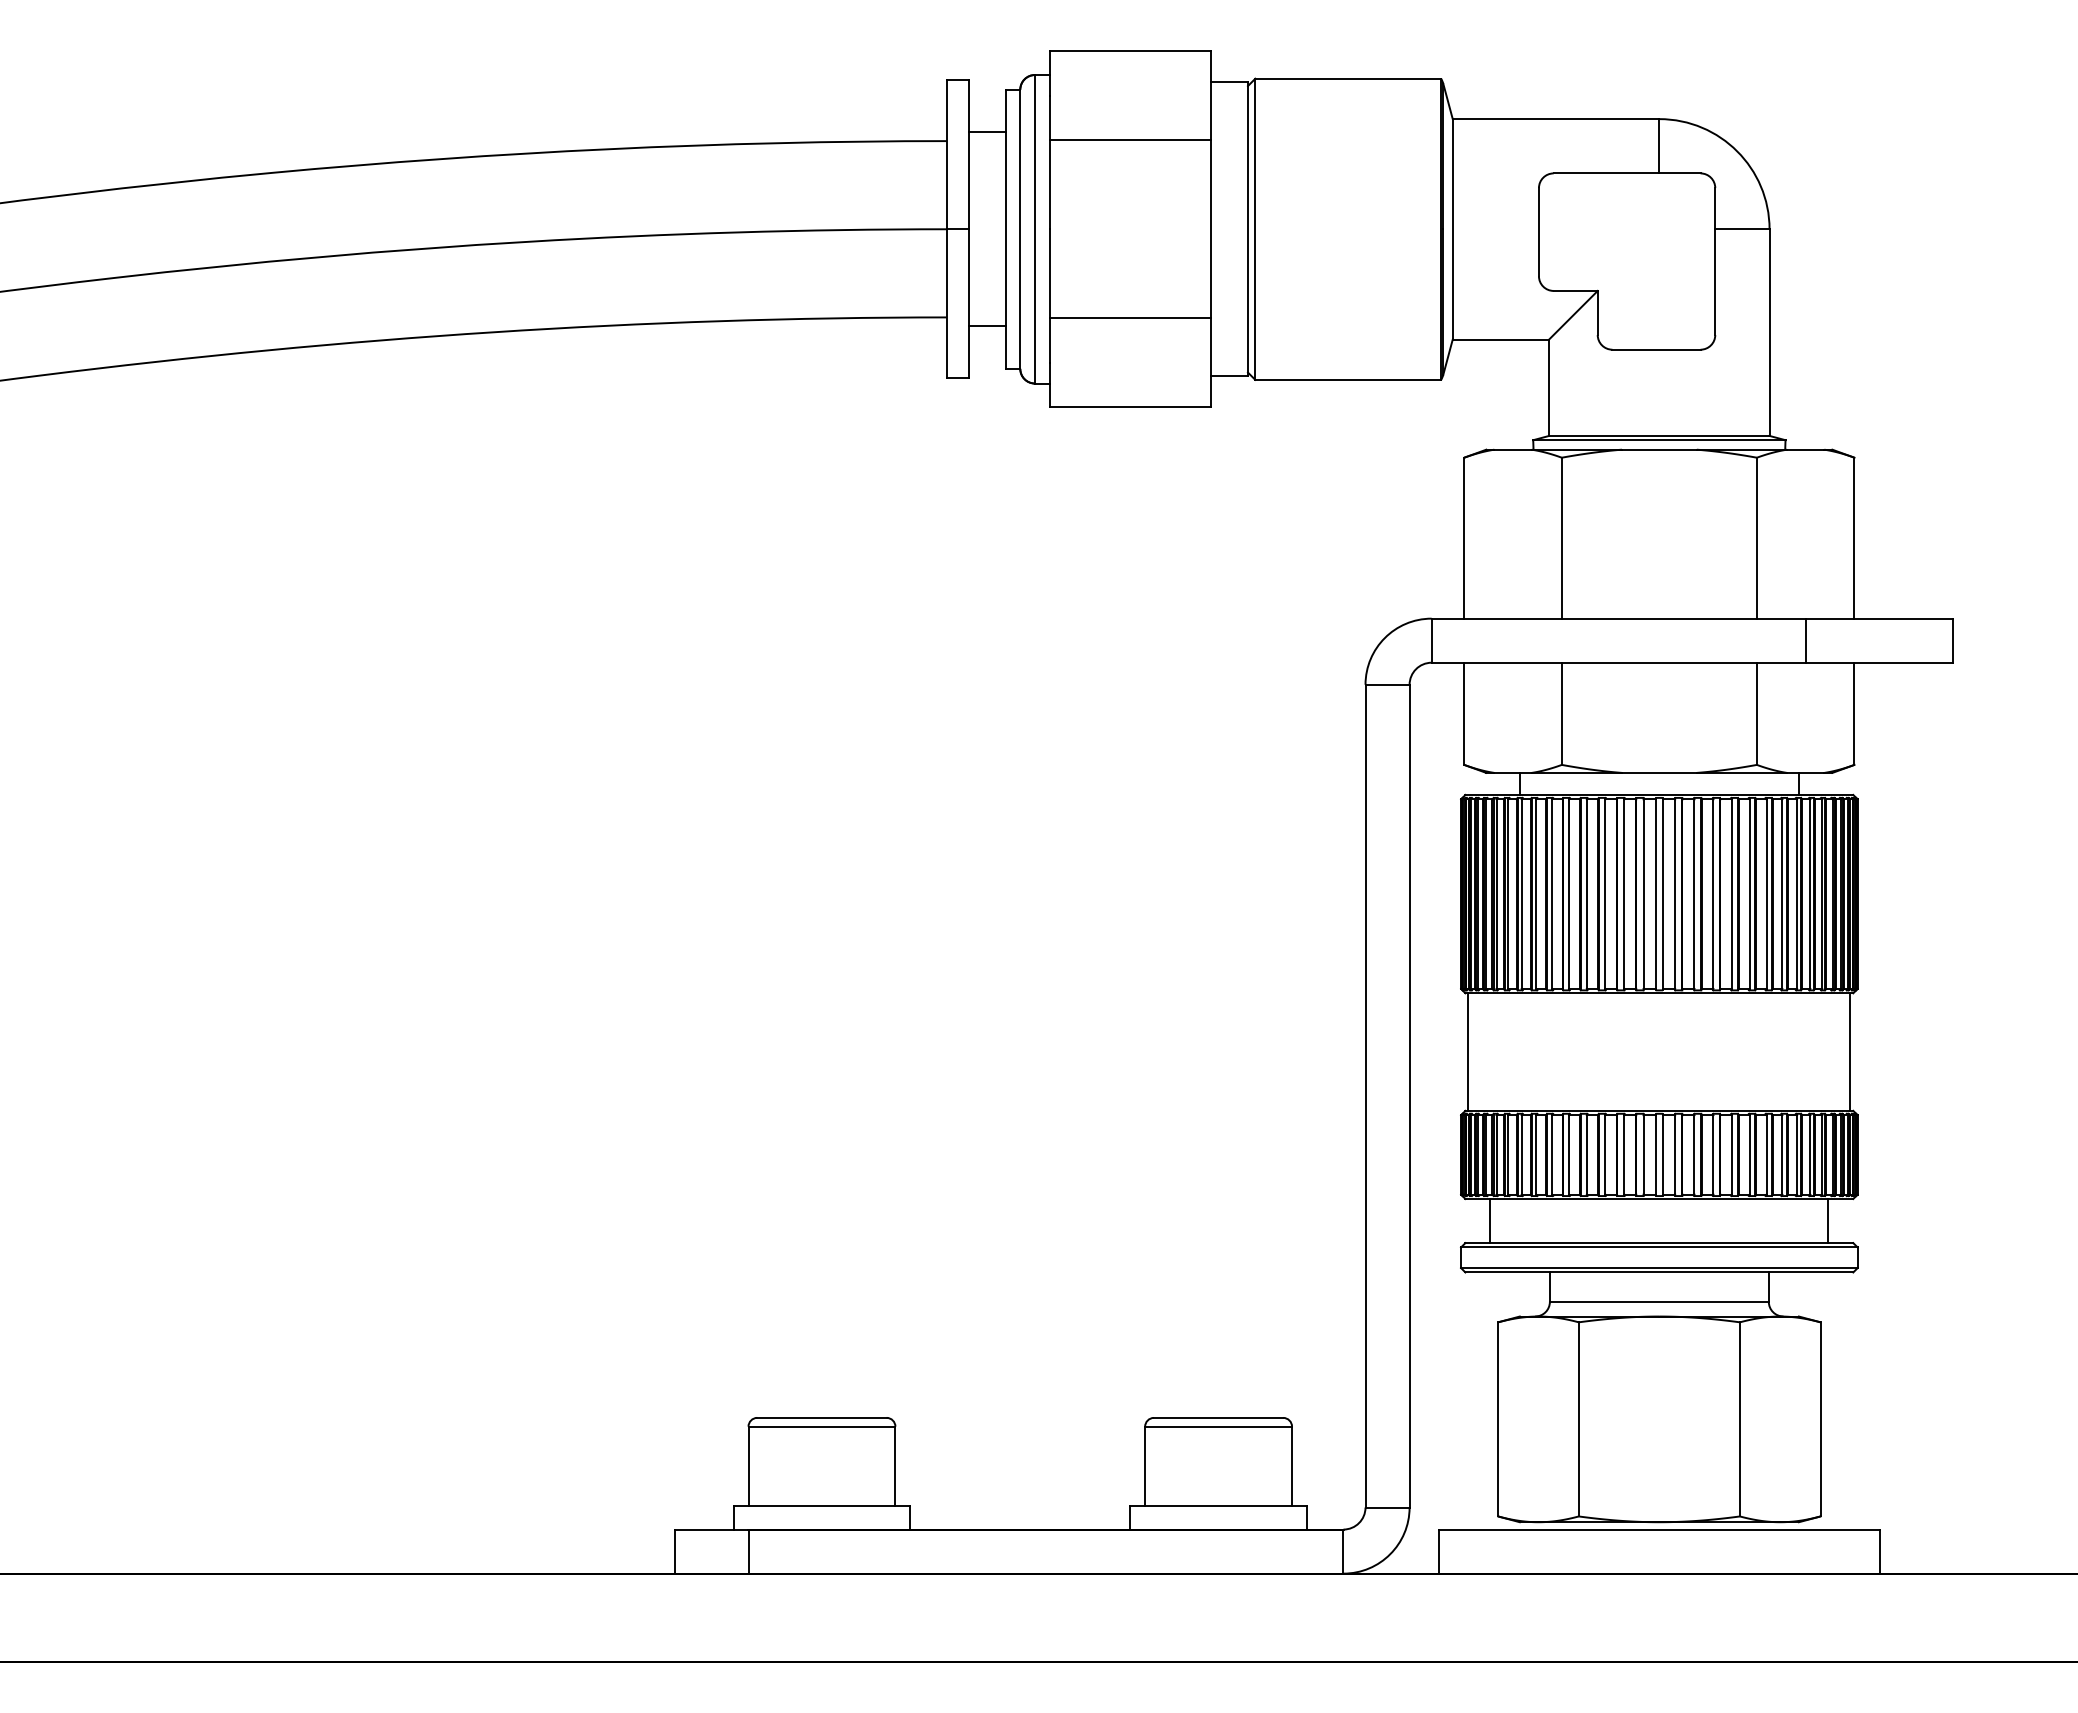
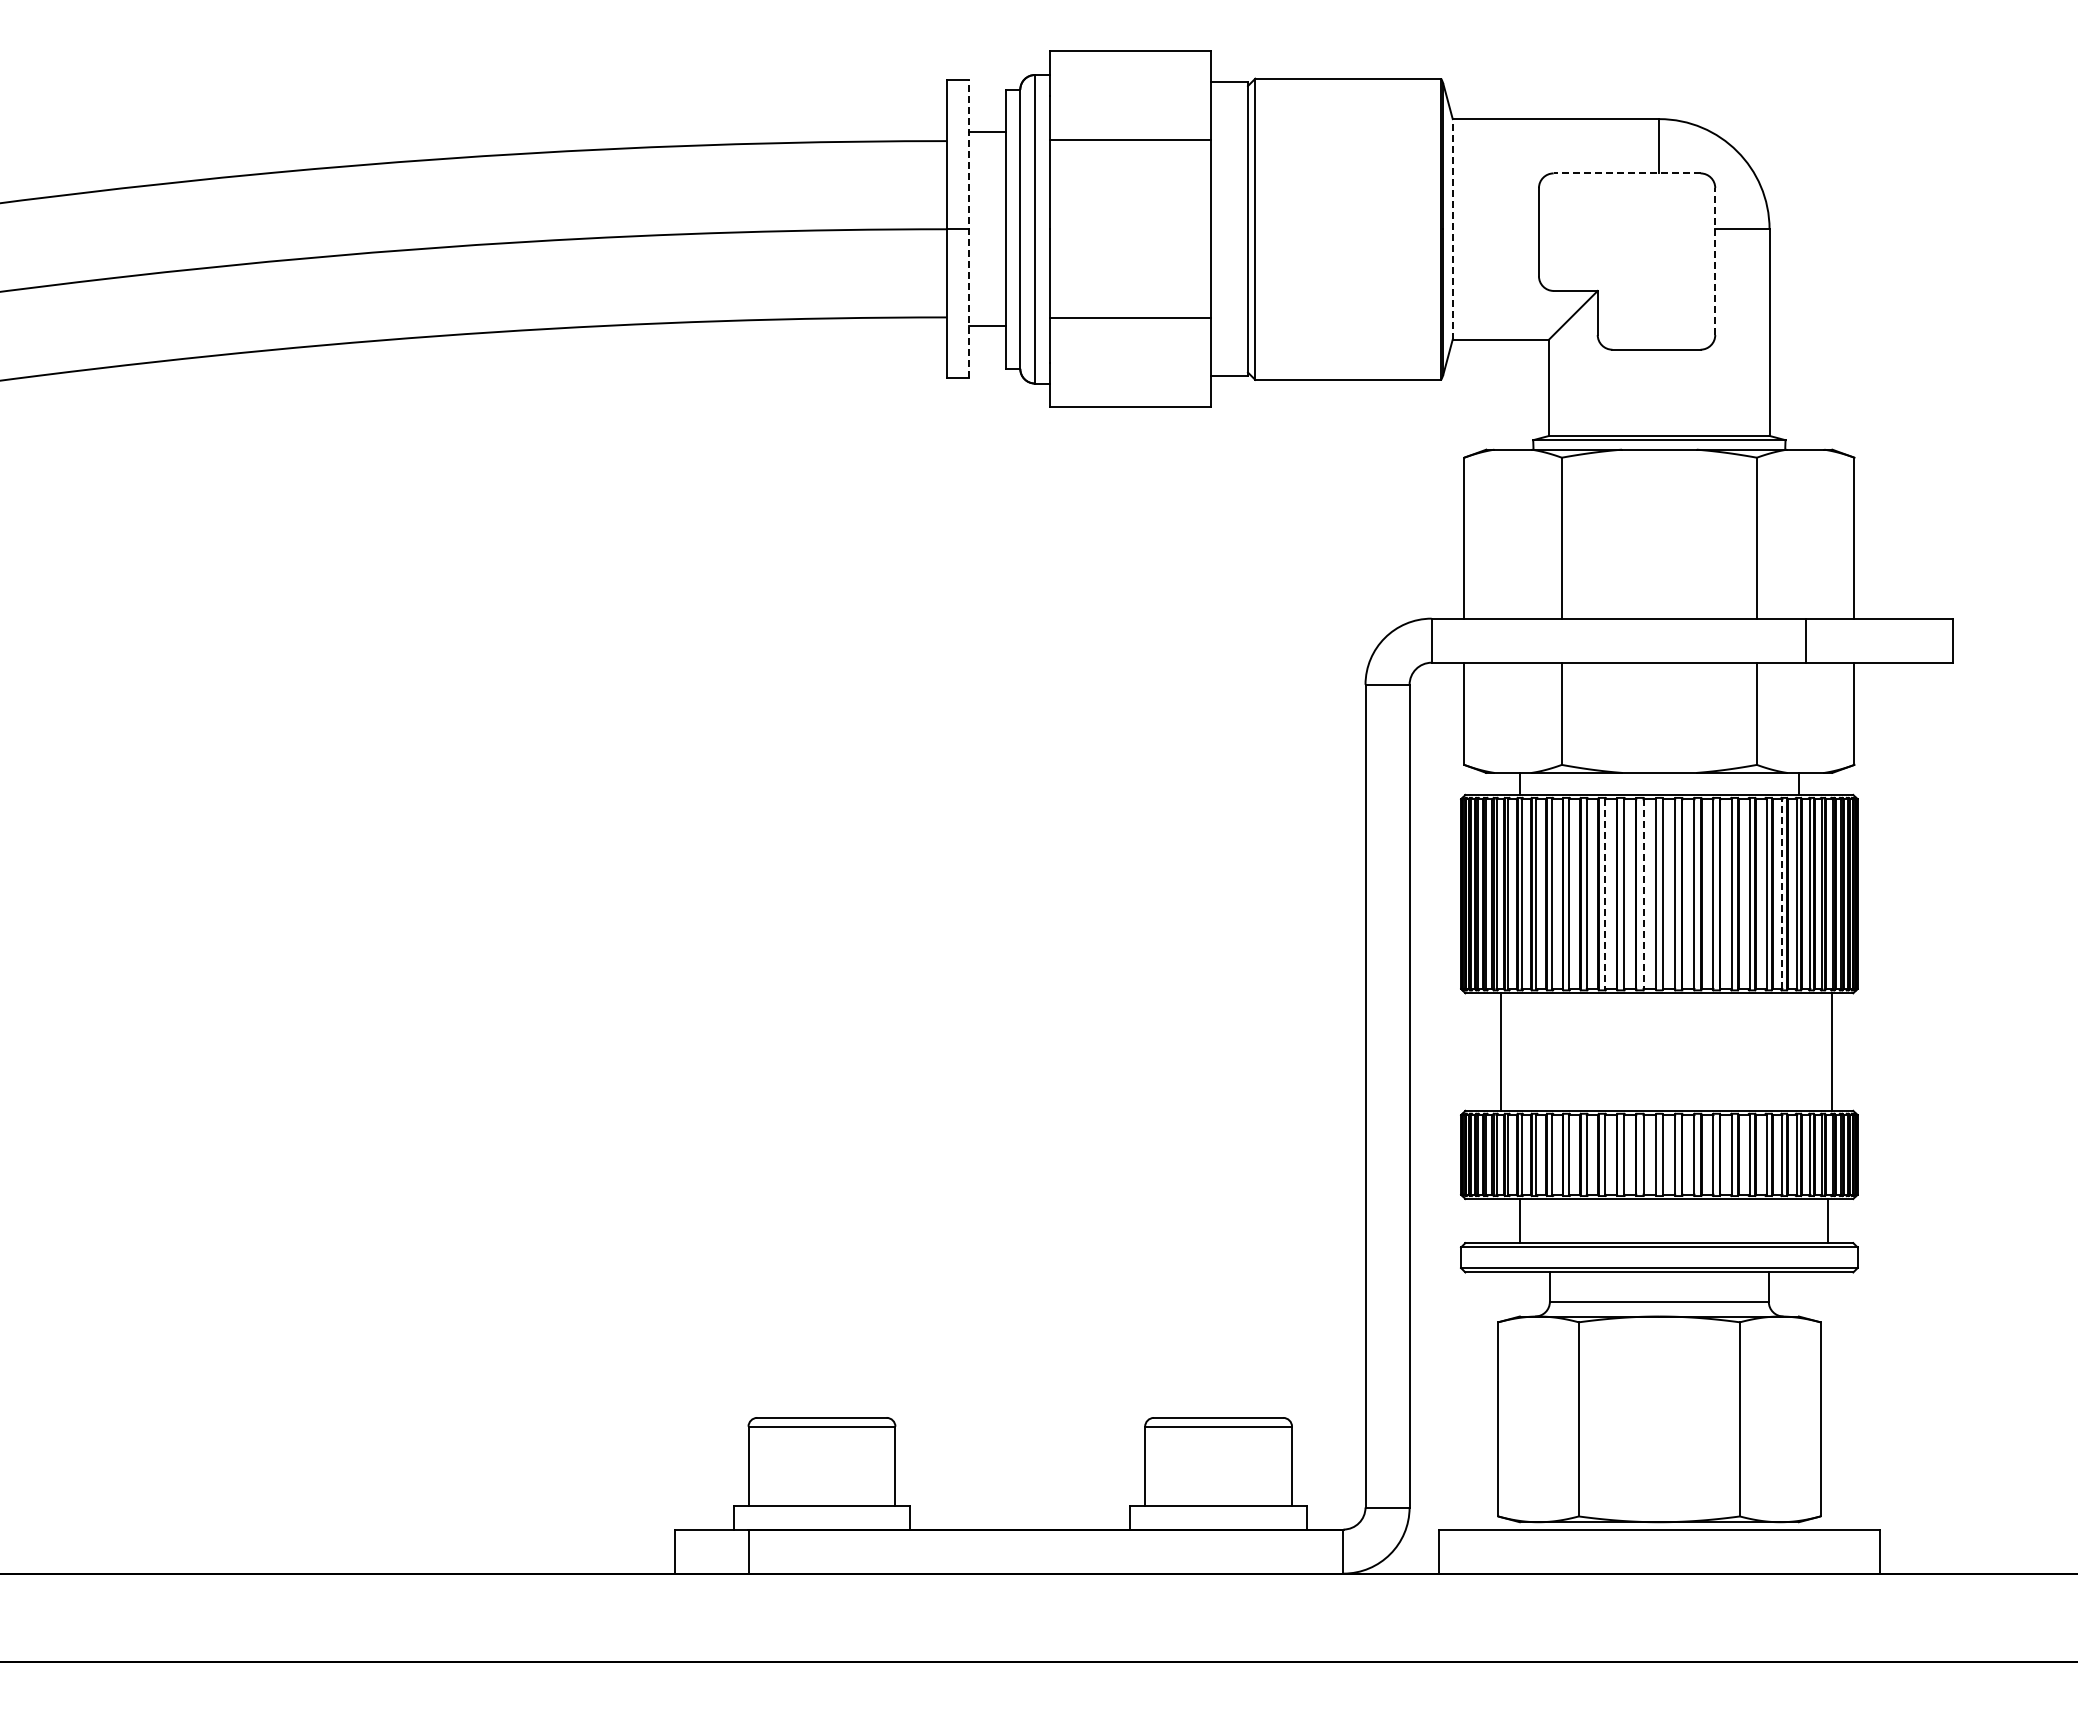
line: solid -> dashed (1626, 173)
line: solid -> dashed (968, 228)
line: solid -> dashed (1452, 228)
line: solid -> dashed (1715, 261)
line: solid -> dashed (1605, 894)
line: solid -> dashed (1643, 894)
line: solid -> dashed (1782, 894)
line position: (1468, 1051) -> (1501, 1051) (1501, 1051)
line position: (1850, 1051) -> (1832, 1051) (1832, 1051)
line position: (1490, 1221) -> (1520, 1221) (1520, 1221)
